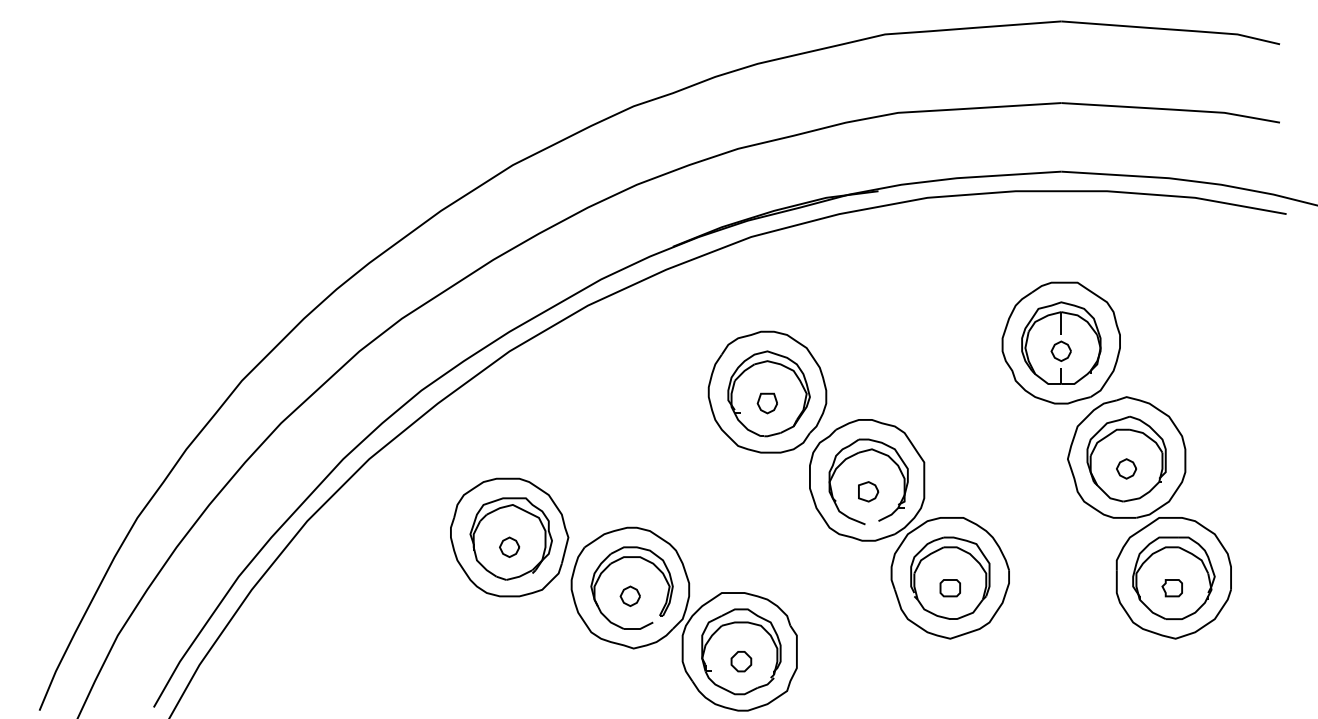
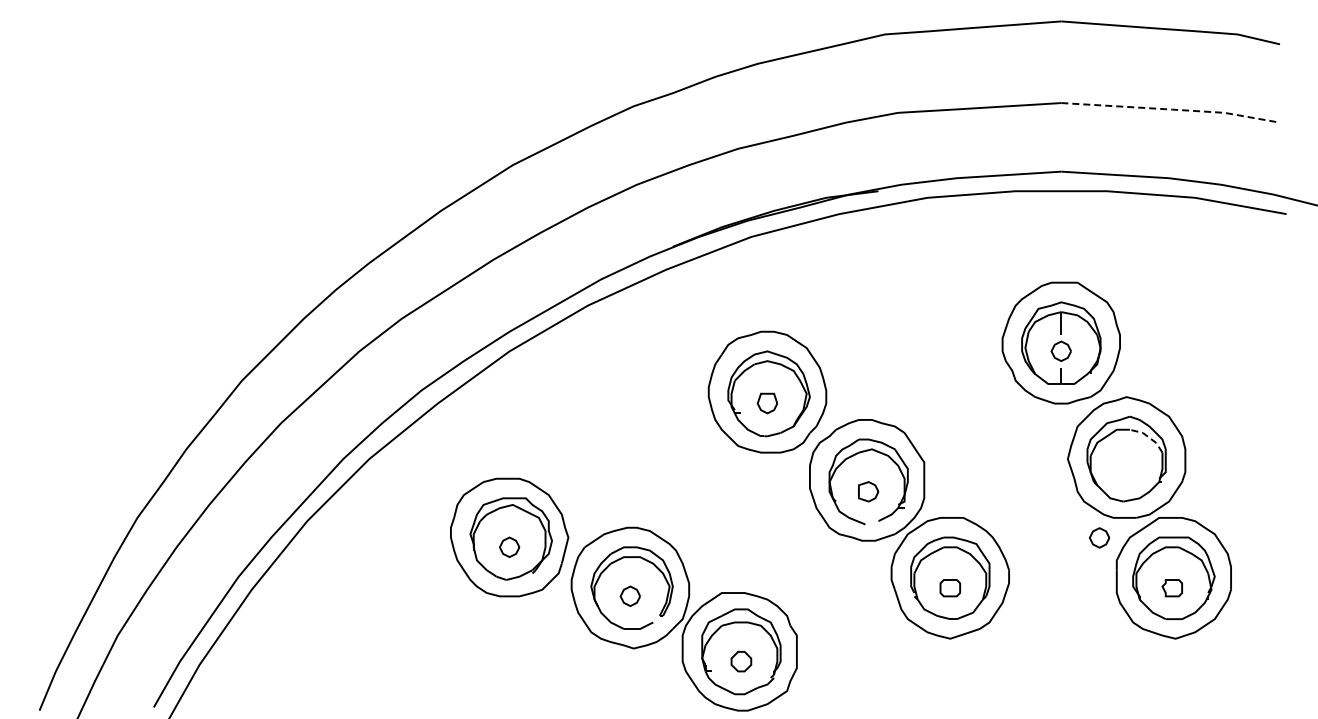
line: solid -> dashed (1172, 109)
line: solid -> dashed (1148, 437)
part position: (1126, 468) -> (1099, 537) (1099, 537)
